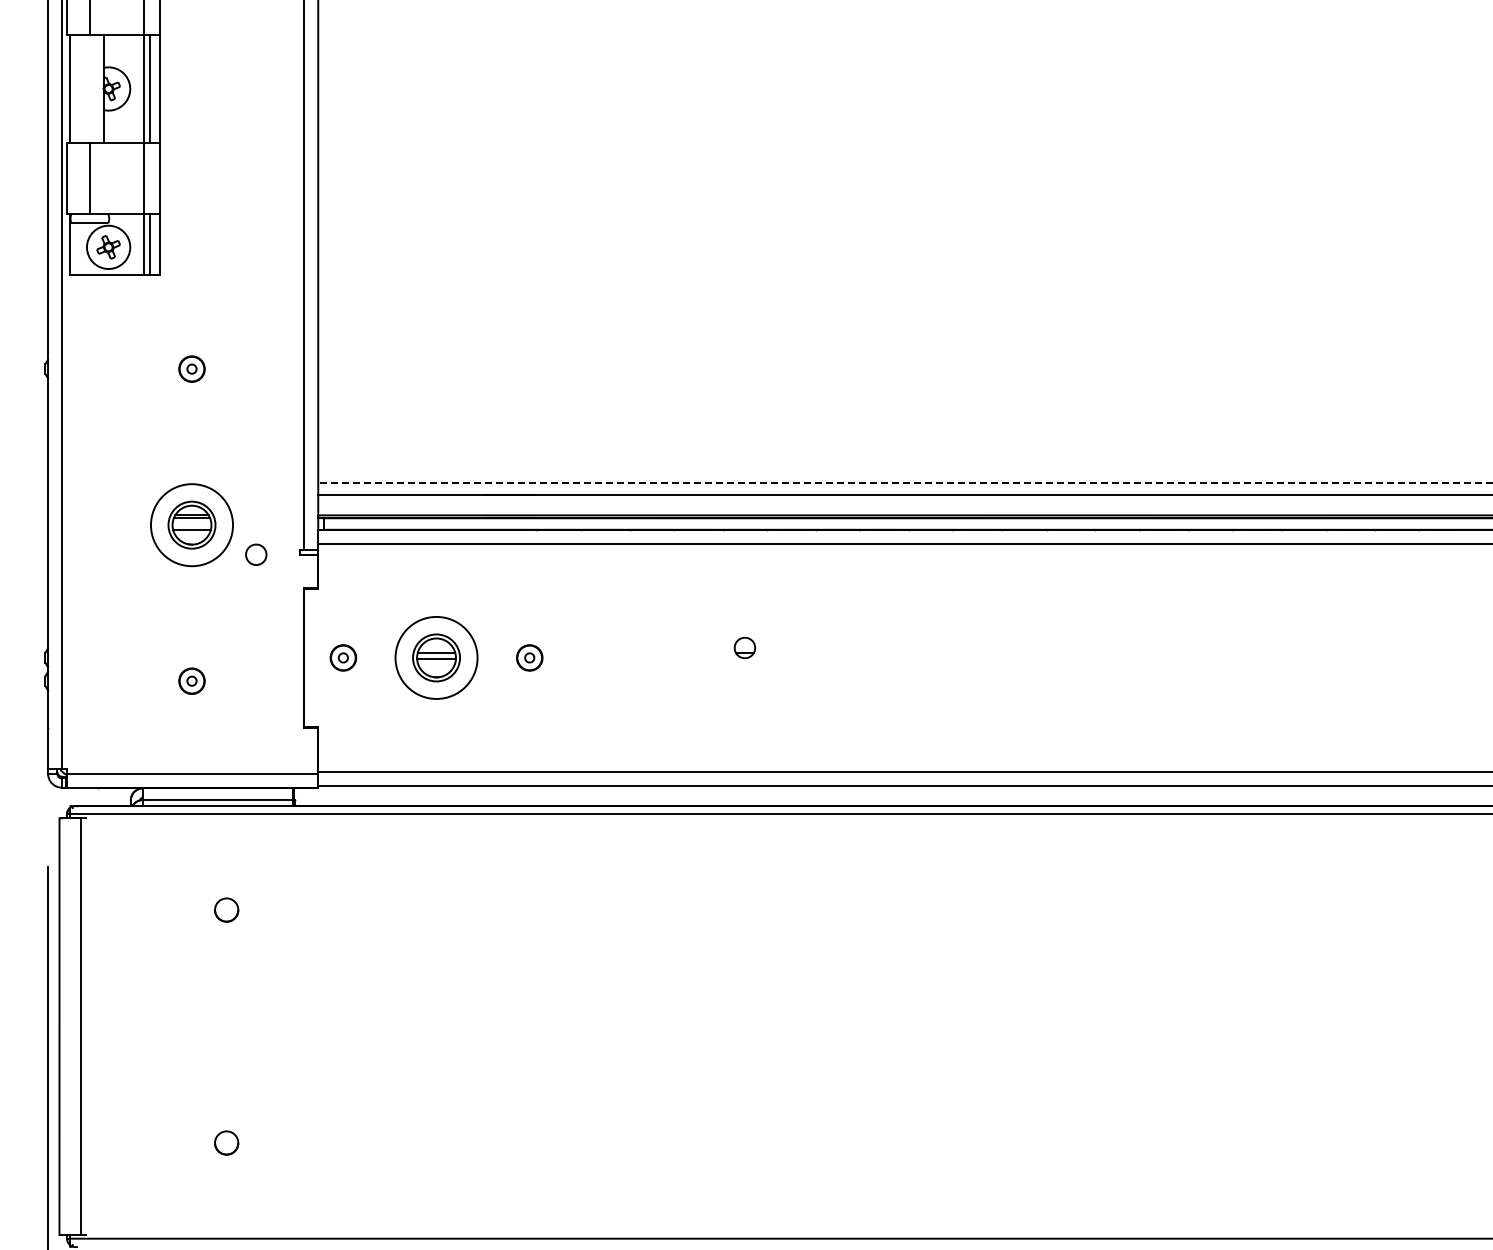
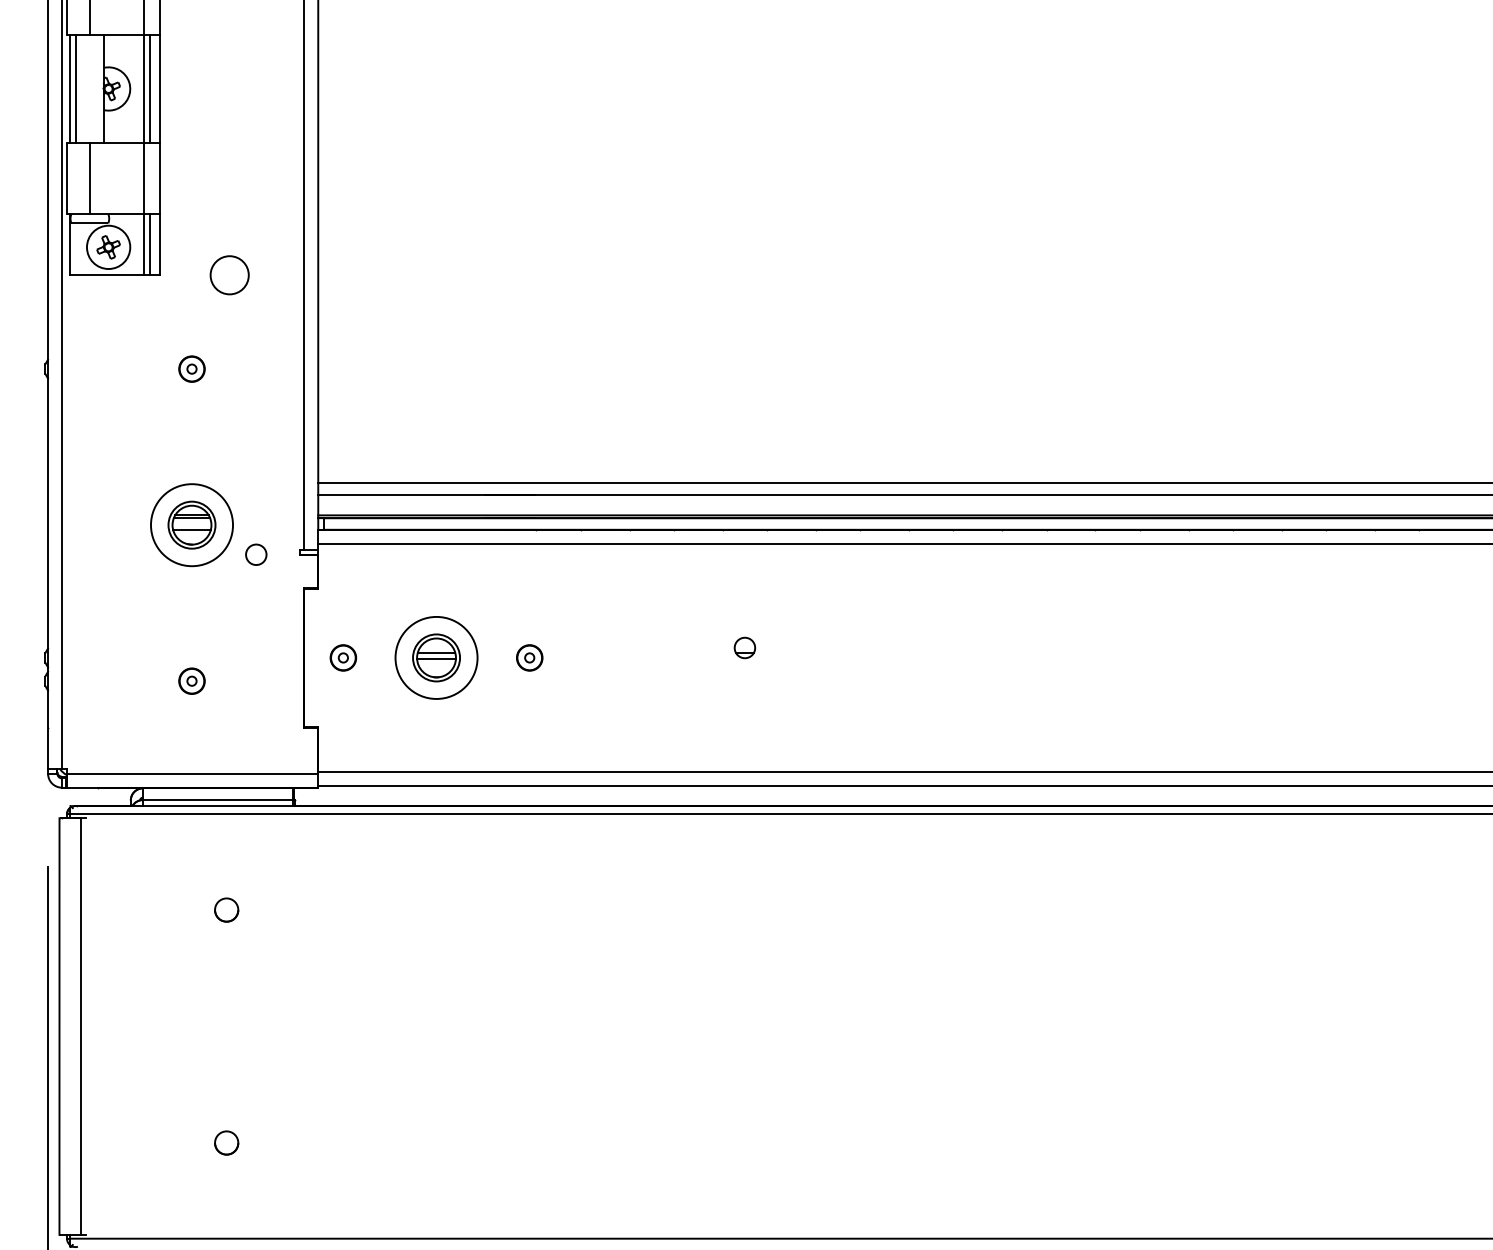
line: none -> present (76, 88)
circle: none -> present (229, 275)
line: dashed -> solid (905, 482)
